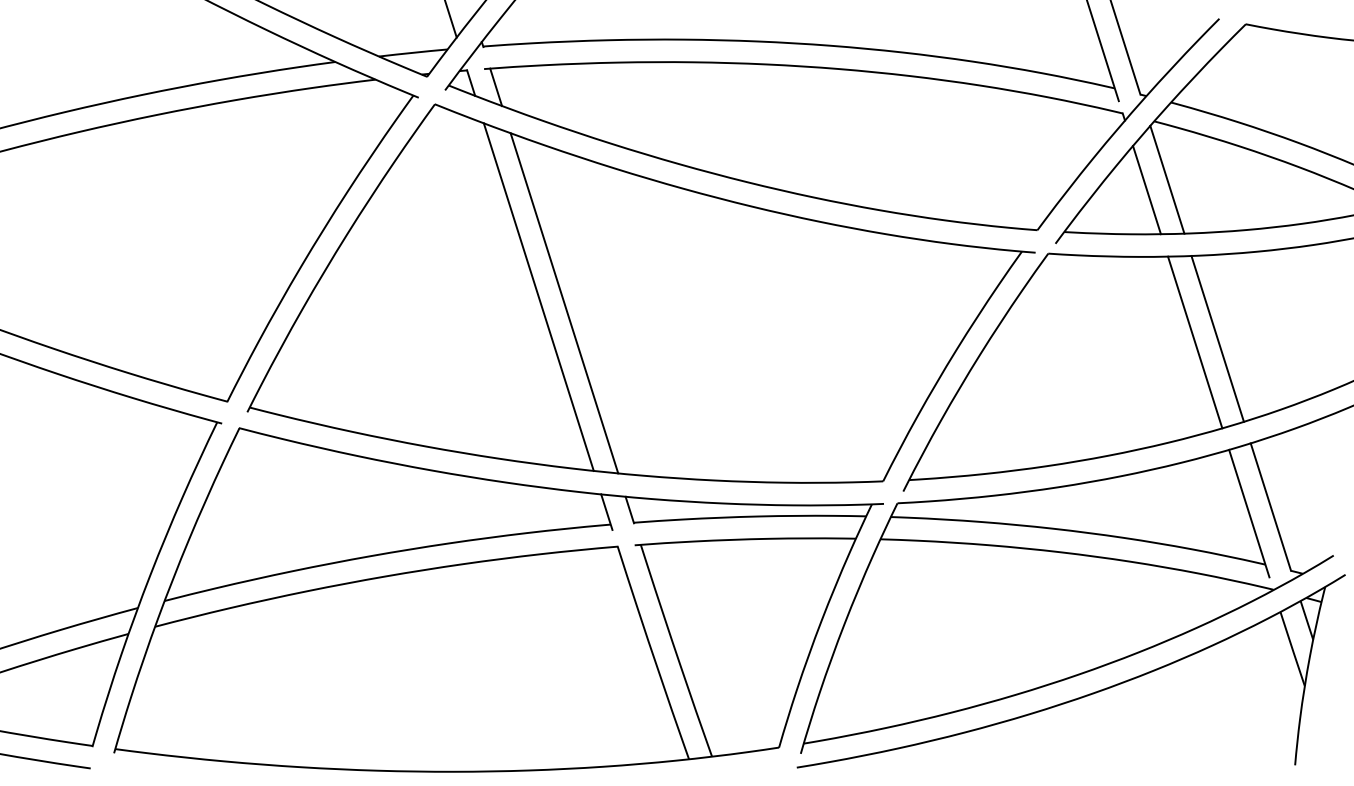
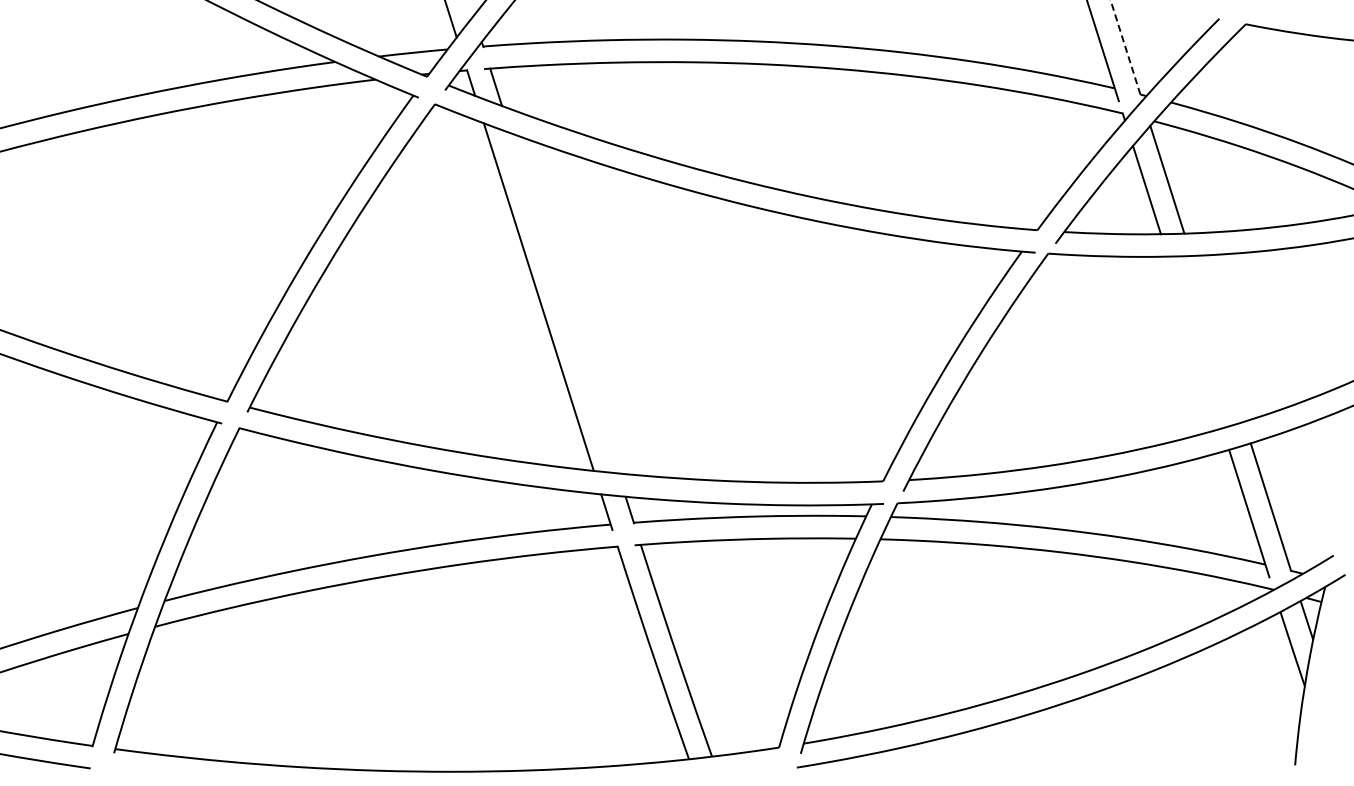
line: solid -> dashed (1125, 47)
line: present -> none (564, 303)
line: present -> none (1217, 338)
line: present -> none (1195, 342)
